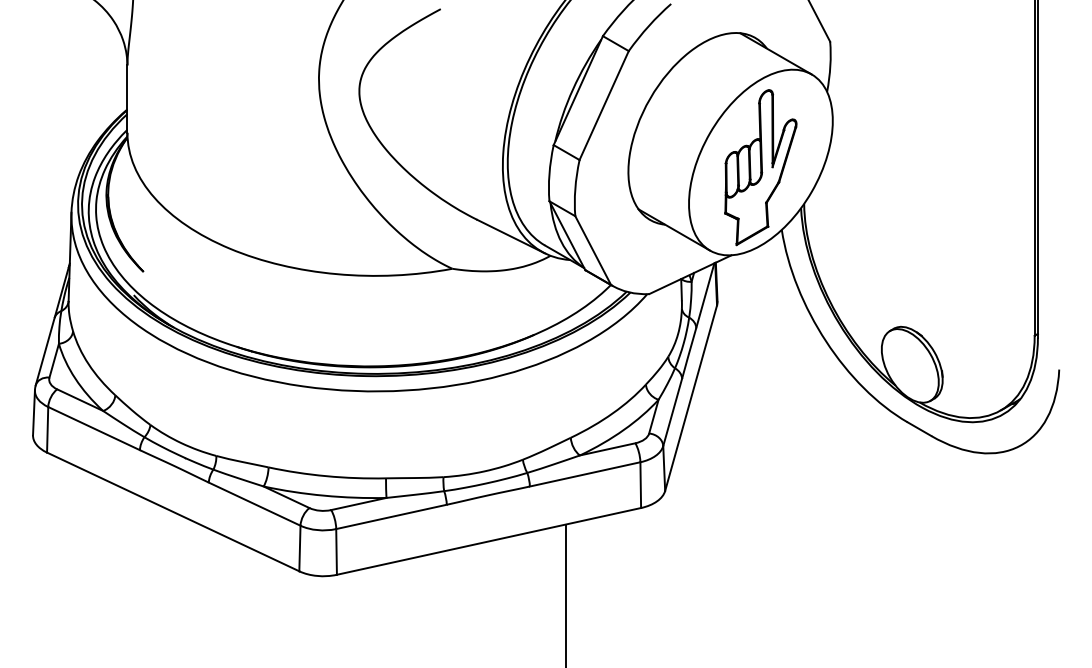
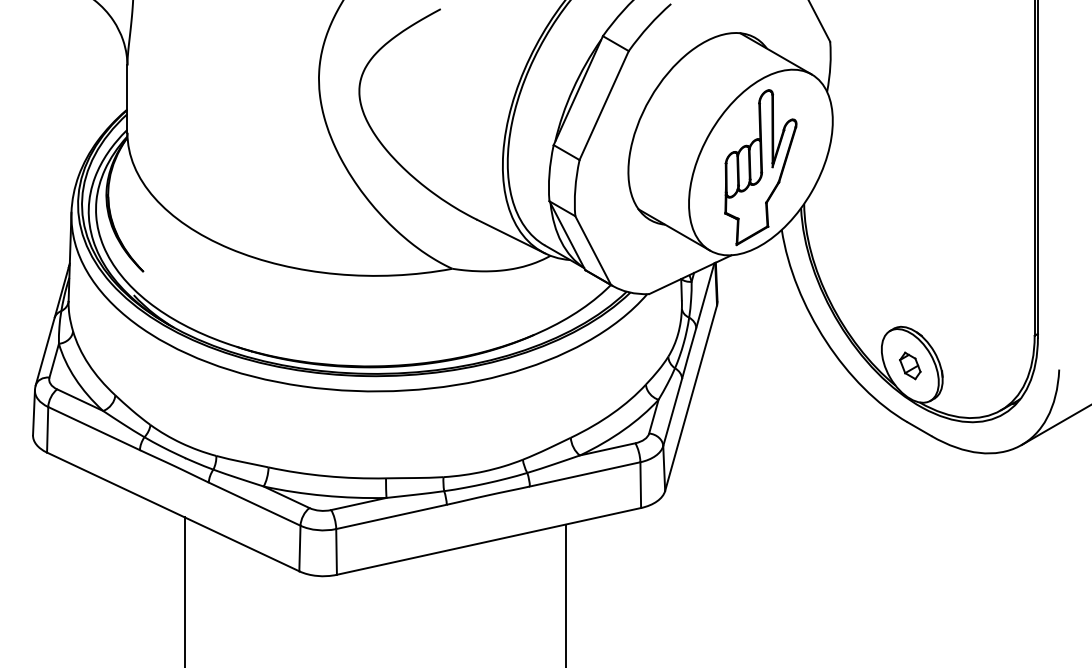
part: none -> present (910, 365)
line: none -> present (1054, 425)
line: none -> present (184, 590)
